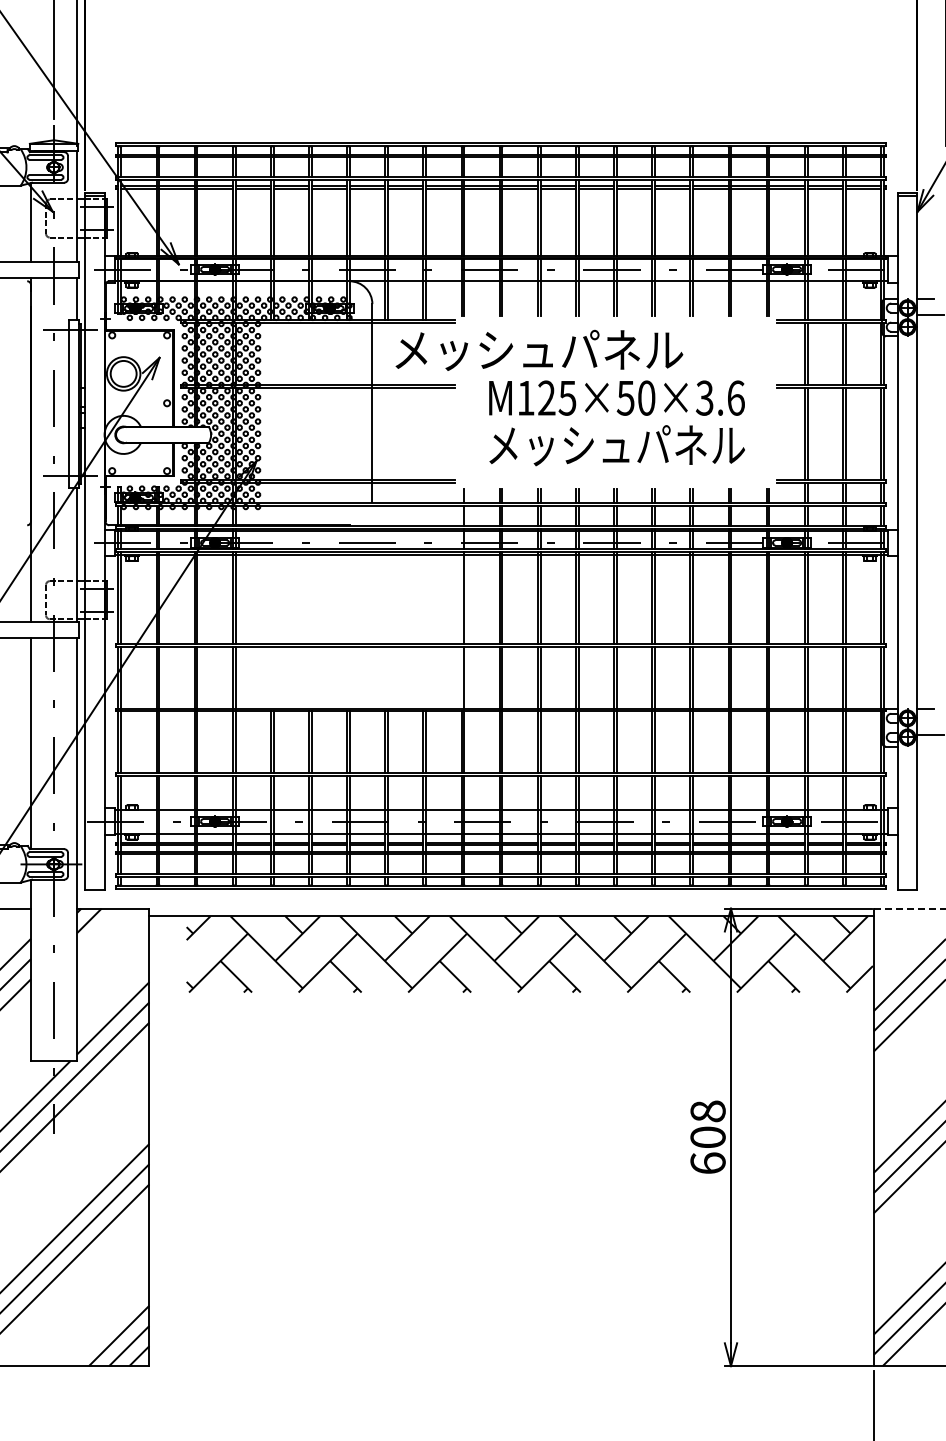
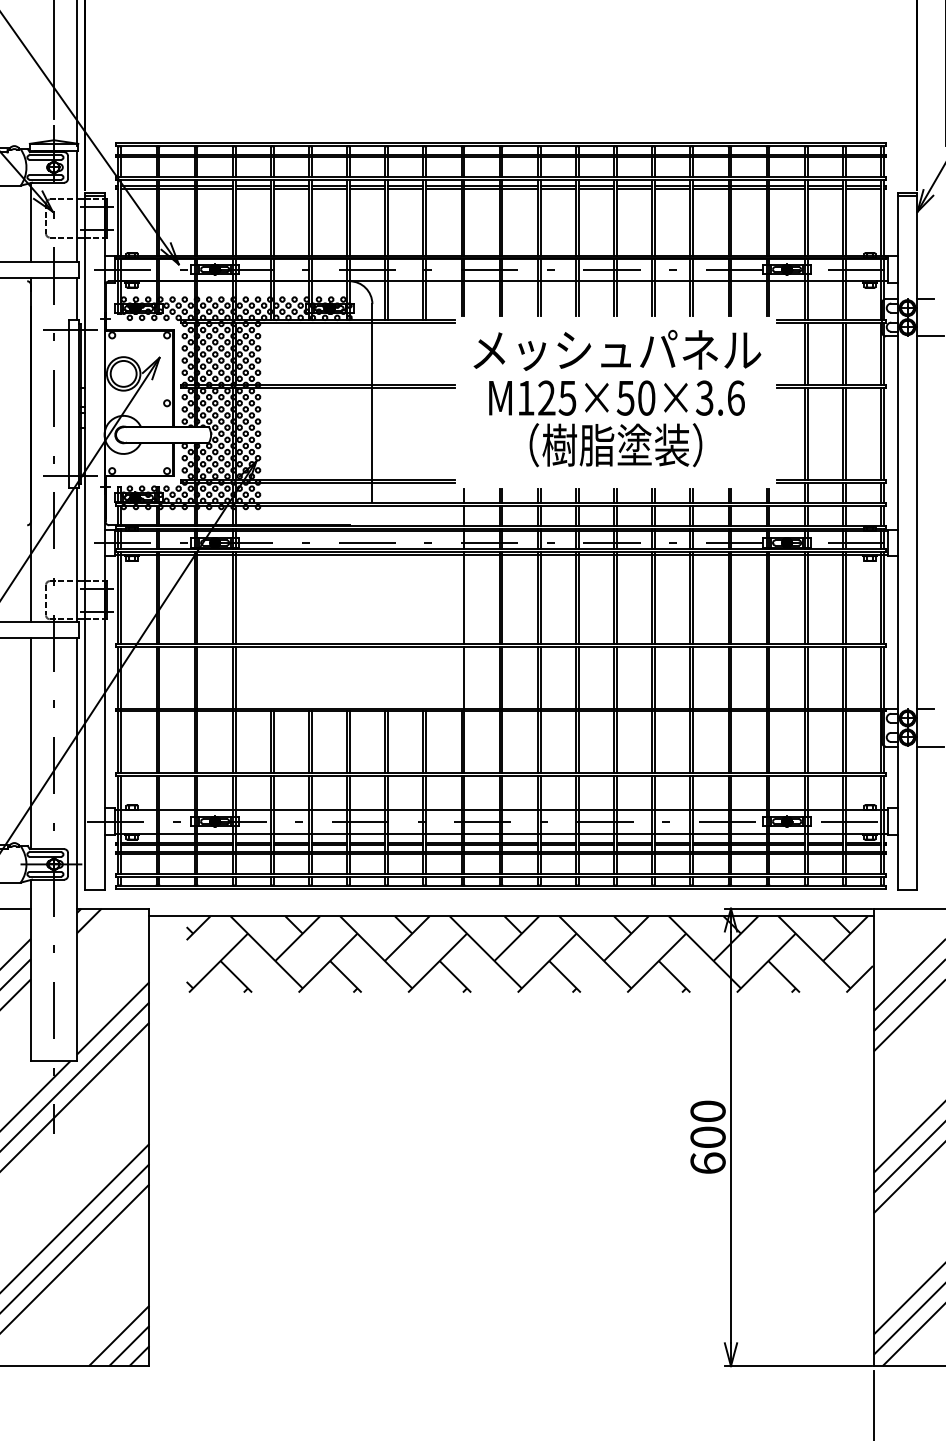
line position: (929, 315) -> (929, 336) (929, 336)
text position: (539, 349) -> (617, 349) (617, 349)
text: メッシュパネル -> （樹脂塗装） (616, 445)
line position: (929, 734) -> (929, 746) (929, 746)
line: dashed -> solid (909, 908)
text: 608 -> 600 (707, 1111)
